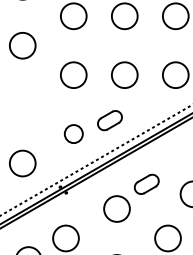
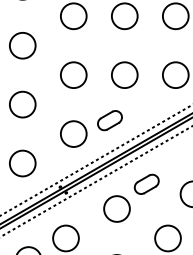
circle: none -> present (22, 104)
circle size: 20x20 px -> 28x28 px (73, 133)
line: none -> present (95, 181)
